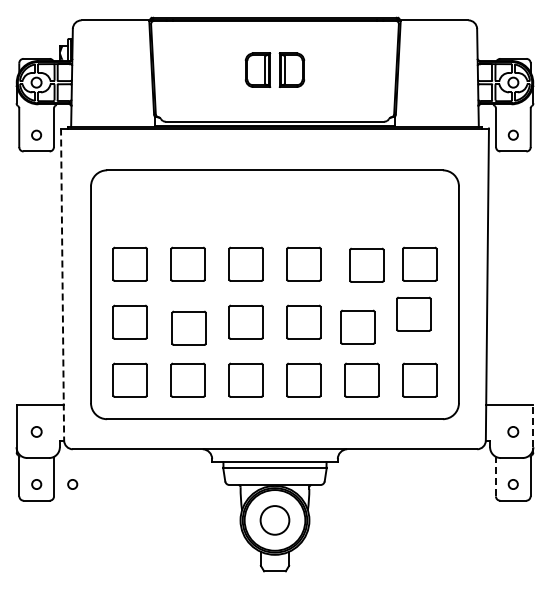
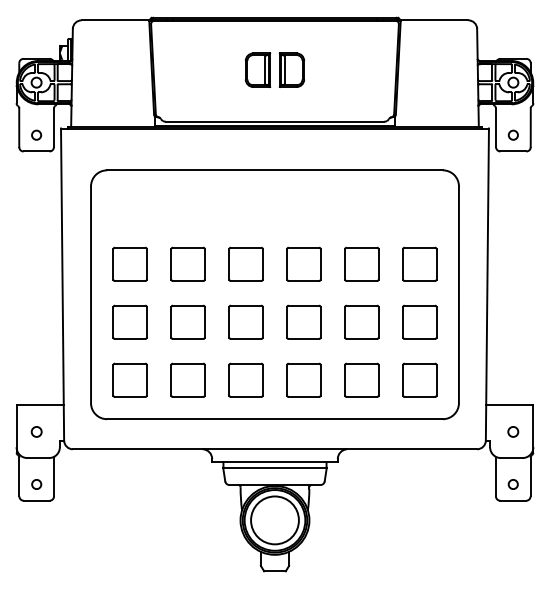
part position: (366, 264) -> (361, 263) (361, 263)
line: dashed -> solid (62, 285)
part position: (413, 313) -> (419, 321) (419, 321)
part position: (357, 326) -> (361, 321) (361, 321)
part position: (188, 327) -> (187, 321) (187, 321)
line: dashed -> solid (533, 425)
line: dashed -> solid (495, 476)
circle: present -> none (72, 484)
circle diameter: 29 px -> 48 px (274, 520)
